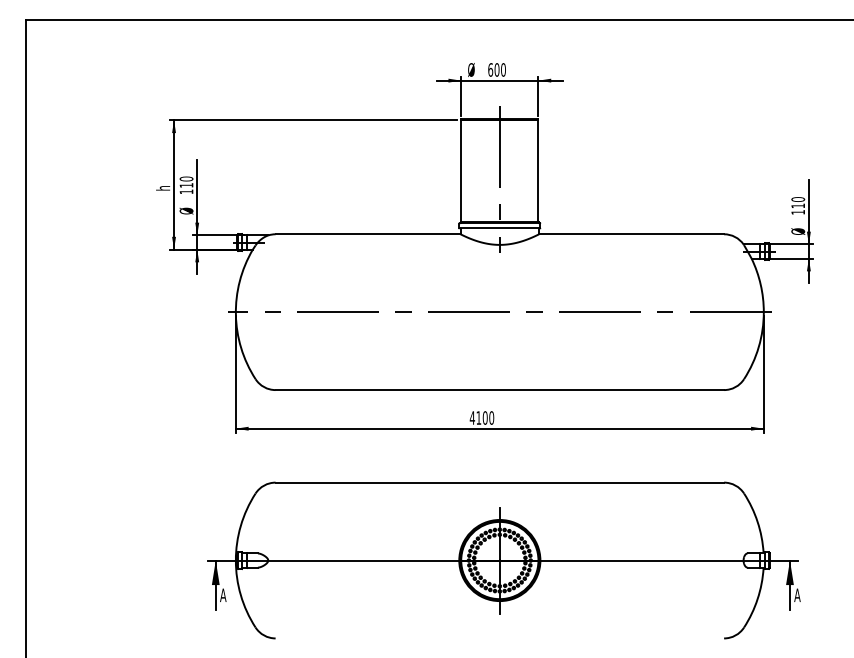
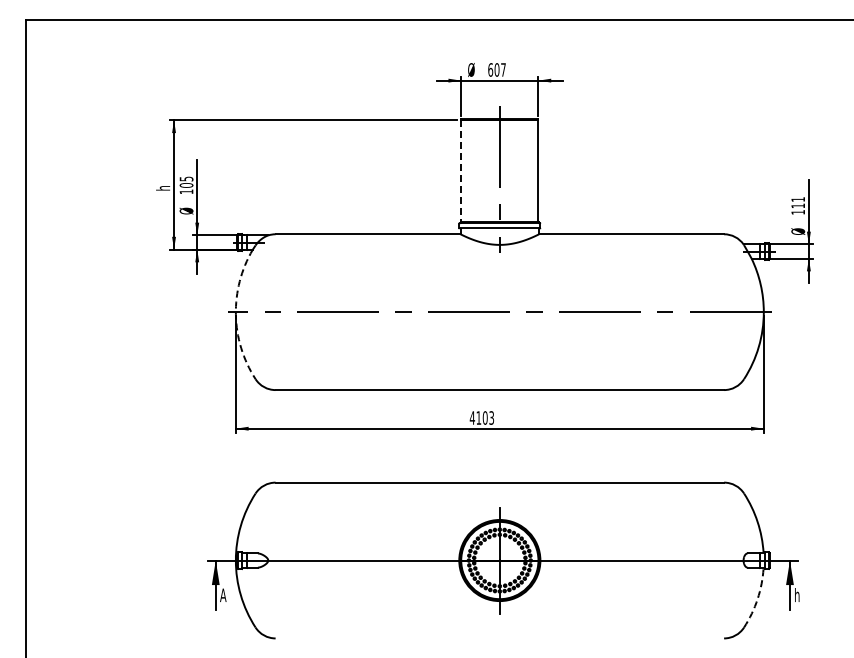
text: 600 -> 607 (503, 69)
line: solid -> dashed (461, 171)
text: 110 -> 105 (186, 181)
text: 110 -> 111 (798, 199)
arc: solid -> dashed (235, 314)
text: 4100 -> 4103 (491, 417)
text: A -> h (797, 594)
arc: solid -> dashed (757, 599)
